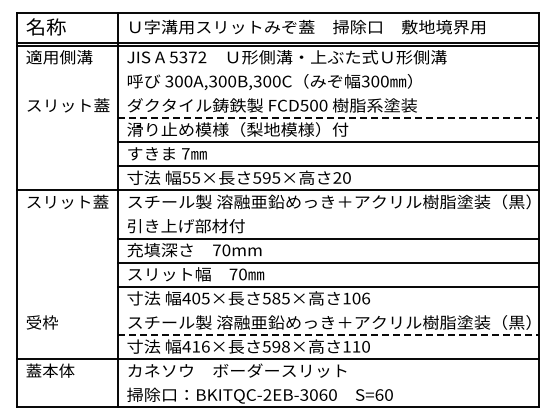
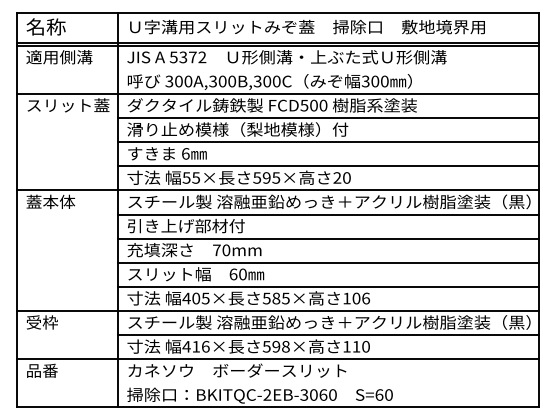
line: none -> present (277, 93)
line: dashed -> solid (328, 118)
text: 7 -> 6 (185, 153)
text: スリット蓋 -> 蓋本体 (67, 201)
line: none -> present (328, 214)
text: 70 -> 60 (233, 274)
line: none -> present (277, 310)
line: dashed -> solid (328, 335)
text: 蓋本体 -> 品番 (50, 370)
